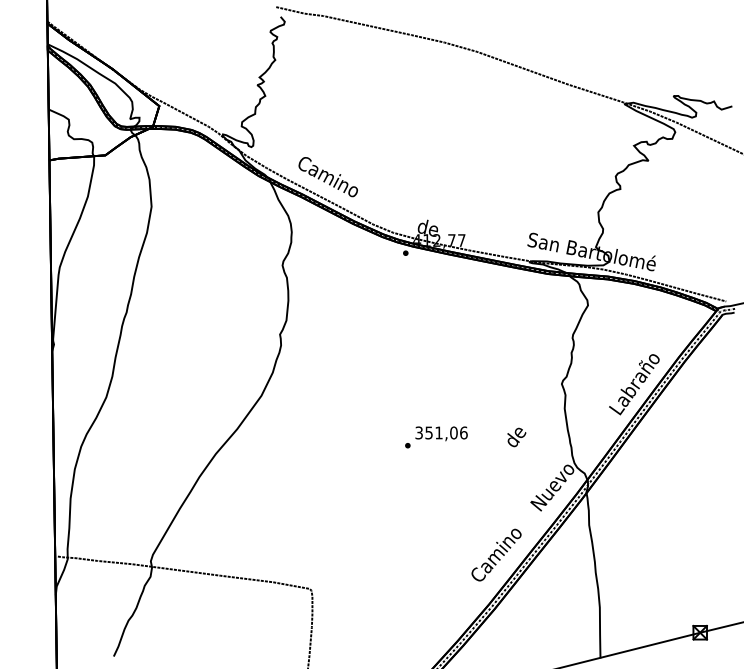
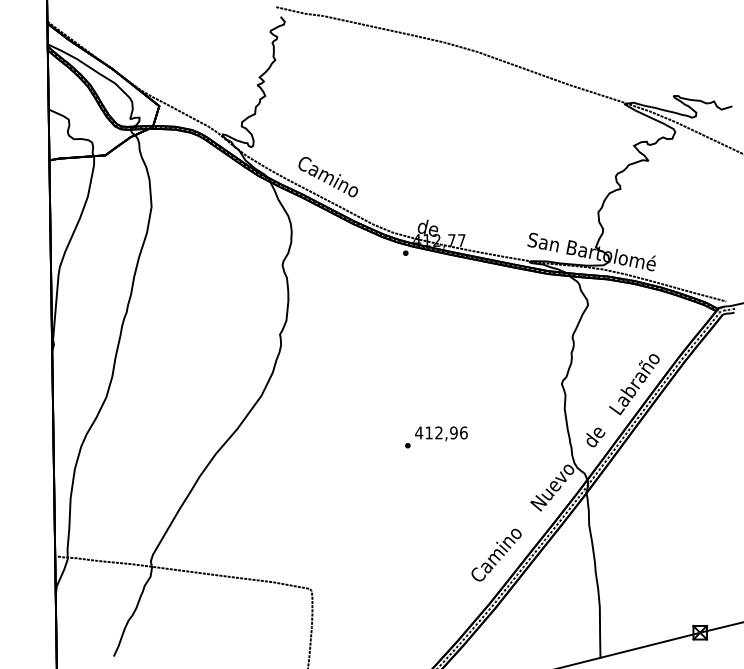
text: 351,06 -> 412,96 (436, 432)
text position: (516, 437) -> (595, 437) (595, 437)
